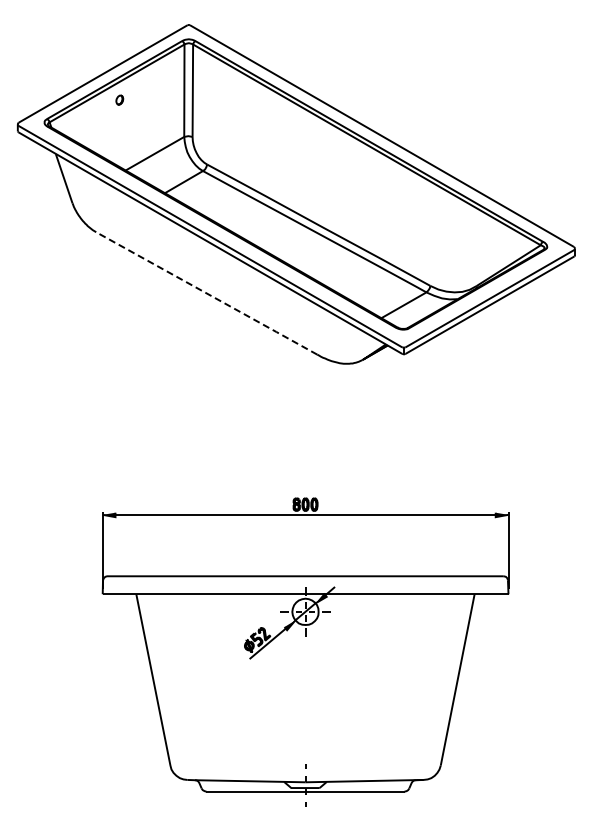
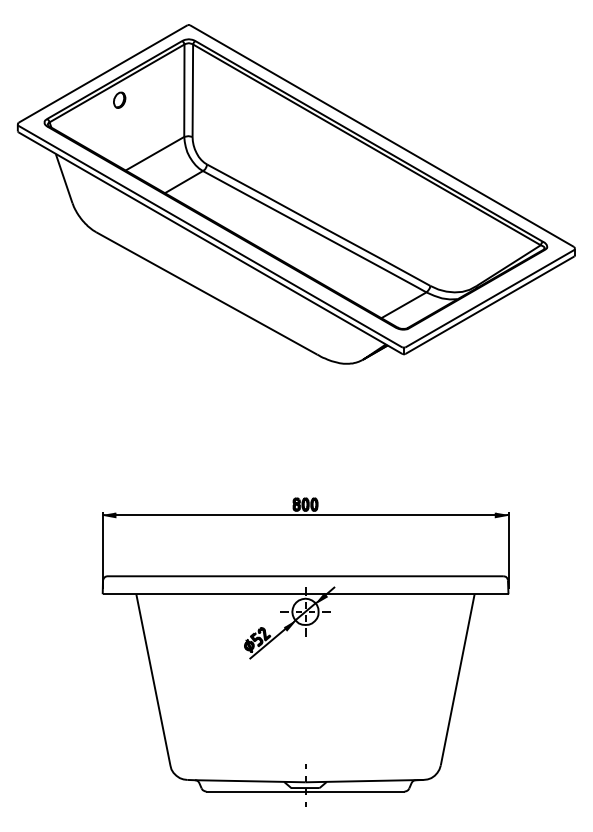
part size: 10x12 px -> 14x18 px (119, 99)
line: dashed -> solid (207, 293)
